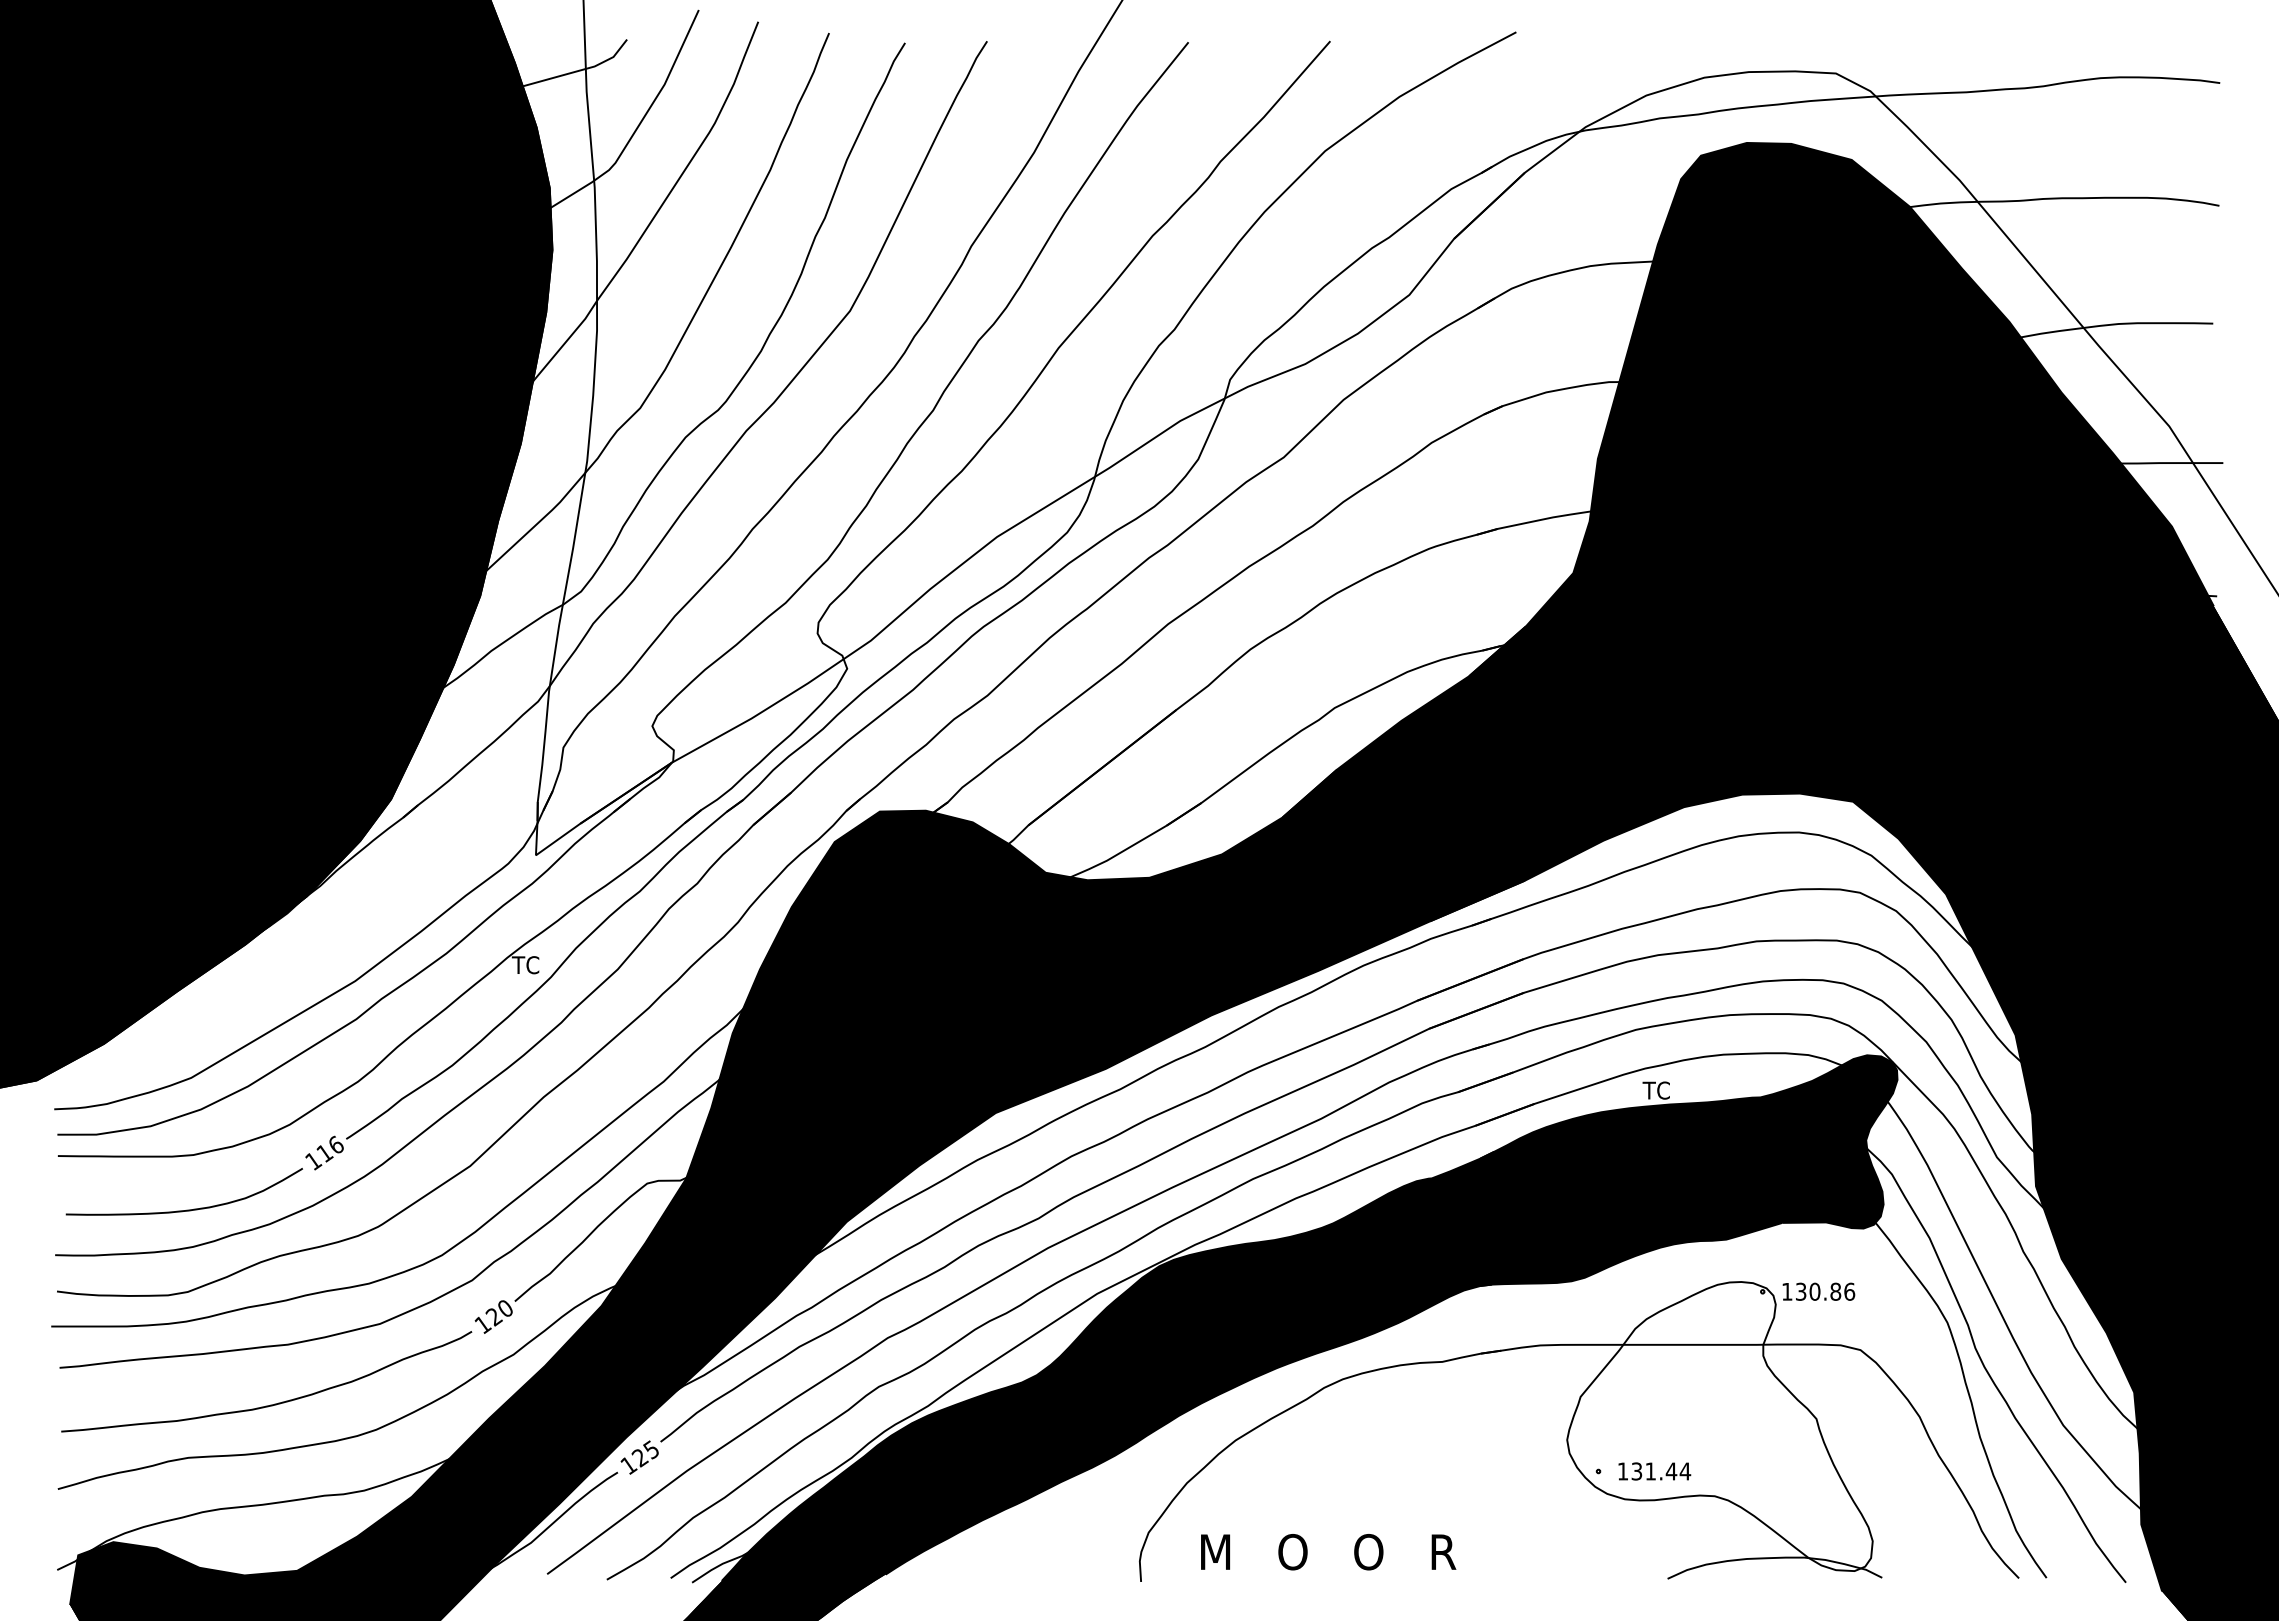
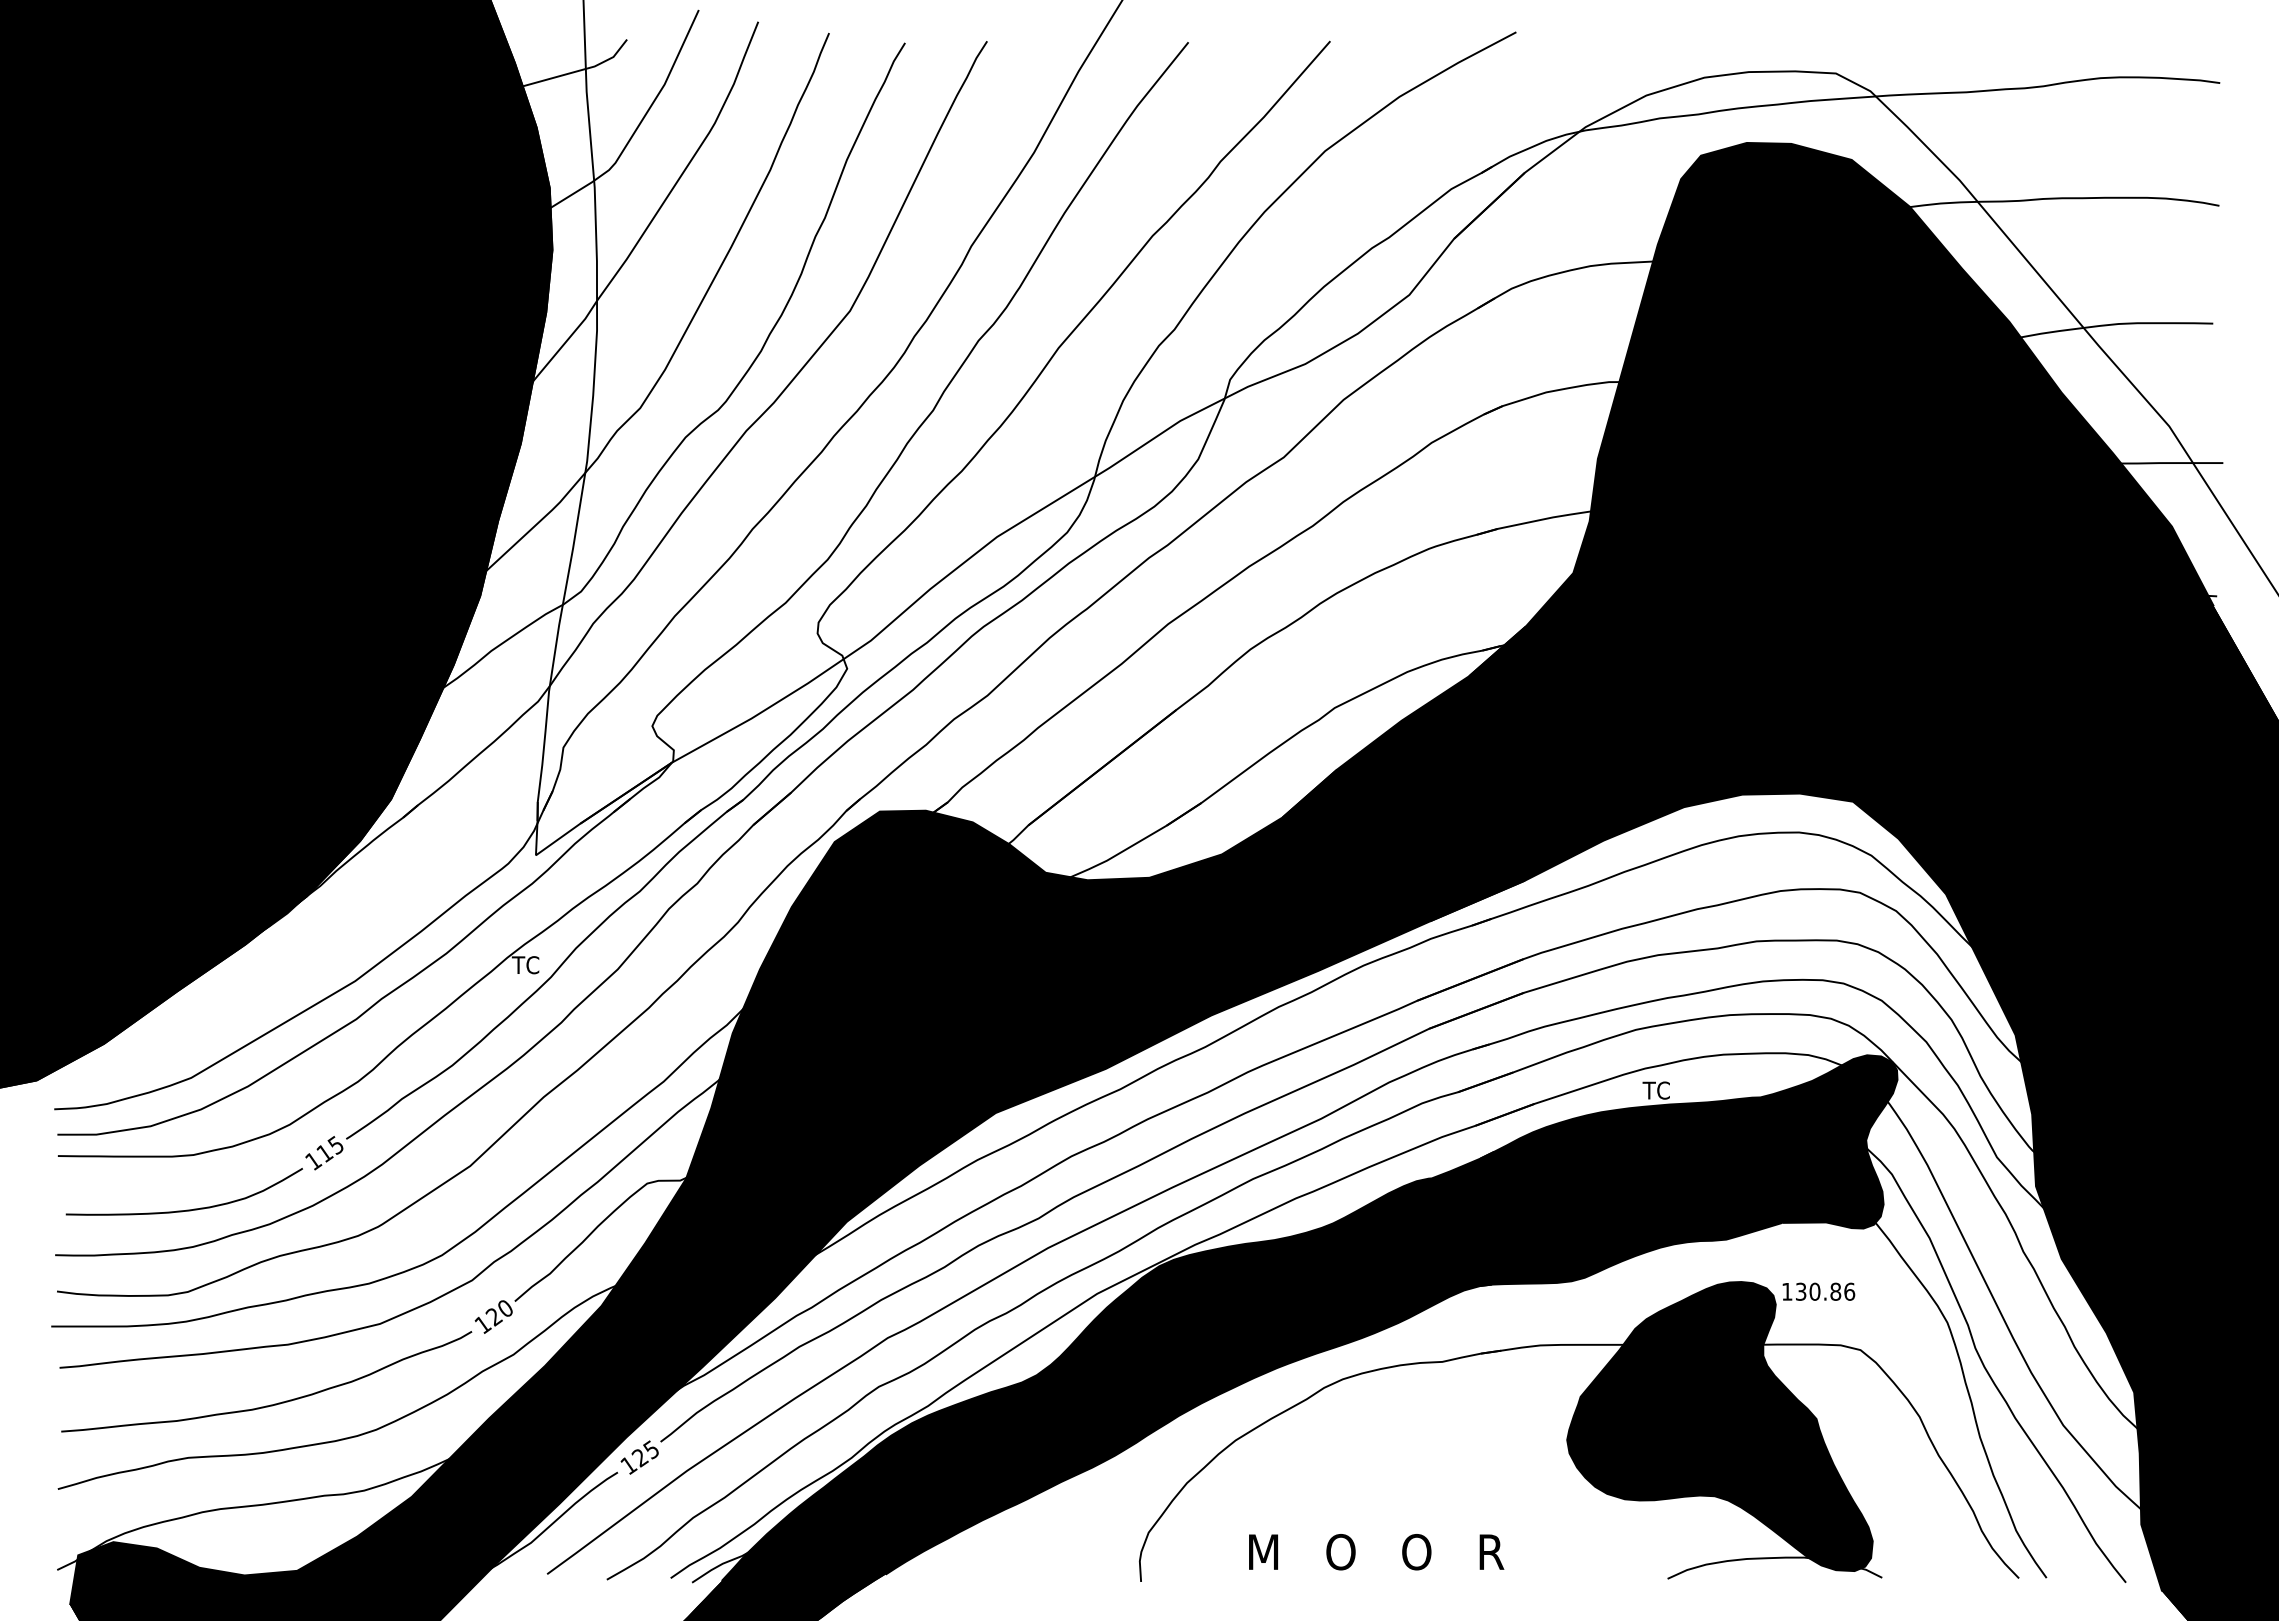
text: 116 -> 115 (335, 1145)
fill: none -> present (1719, 1426)
text position: (1328, 1552) -> (1376, 1552) (1376, 1552)
